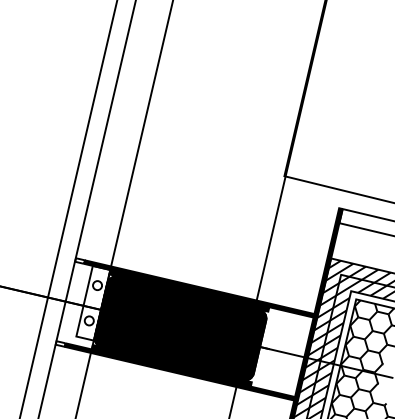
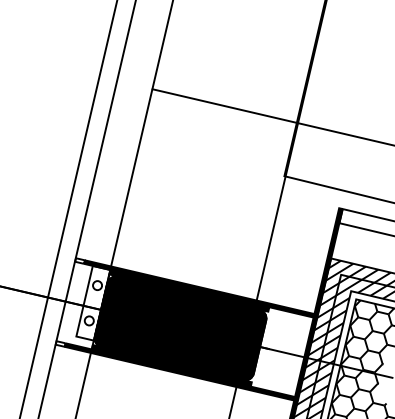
line: none -> present (271, 116)
